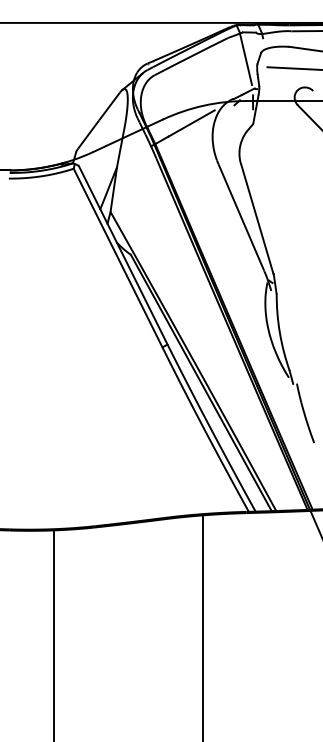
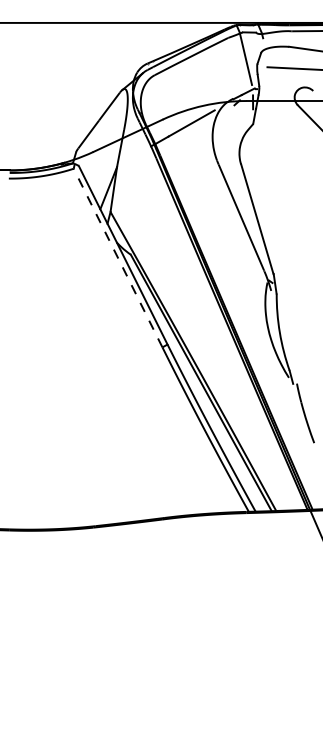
line: solid -> dashed (118, 258)
line: present -> none (202, 626)
line: present -> none (53, 634)
